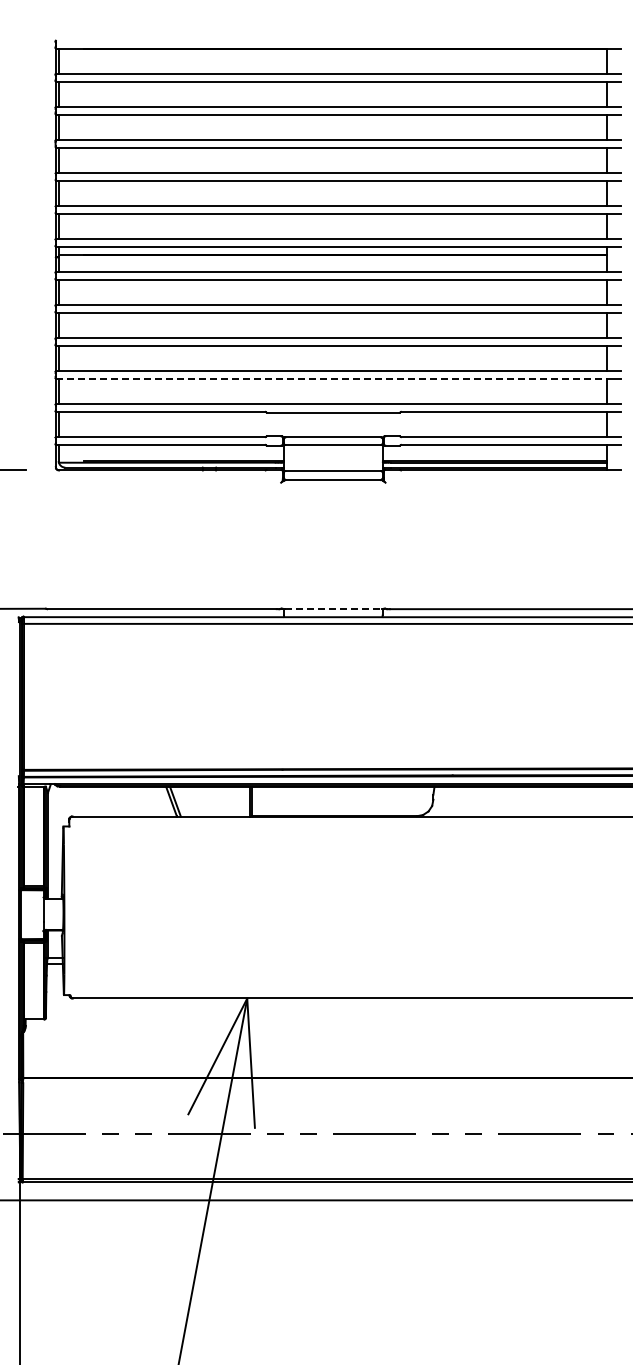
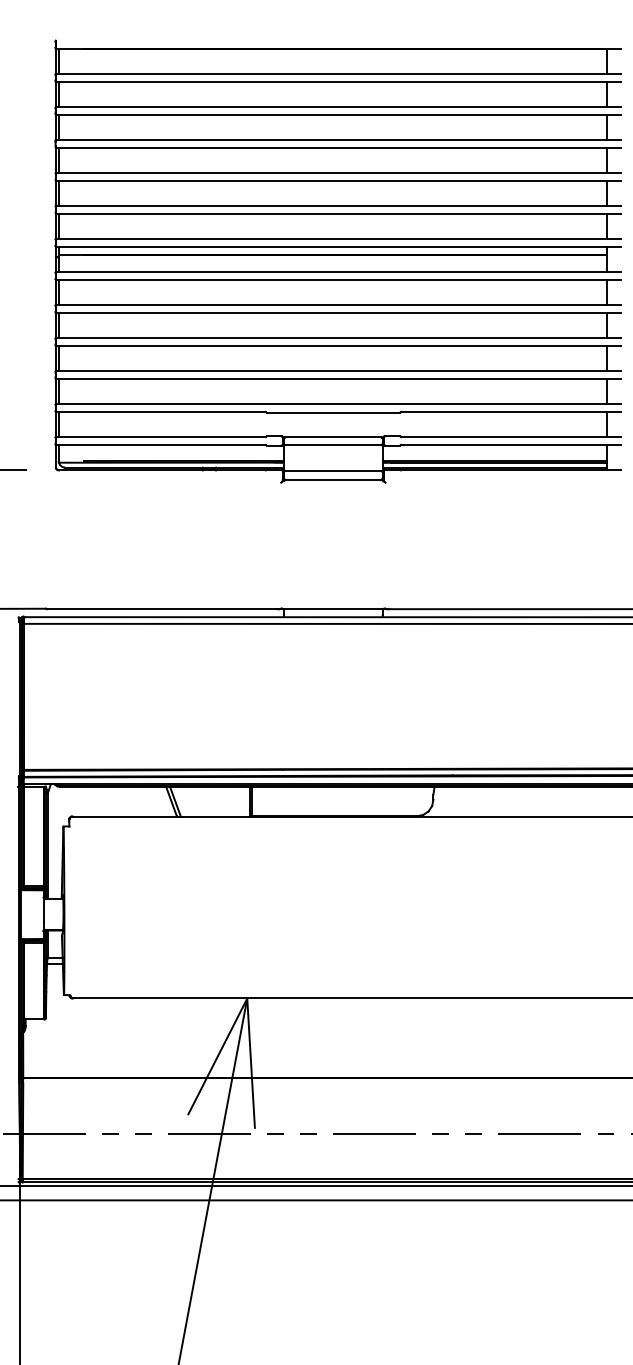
line: dashed -> solid (331, 378)
line: dashed -> solid (333, 608)
line: none -> present (315, 1185)
